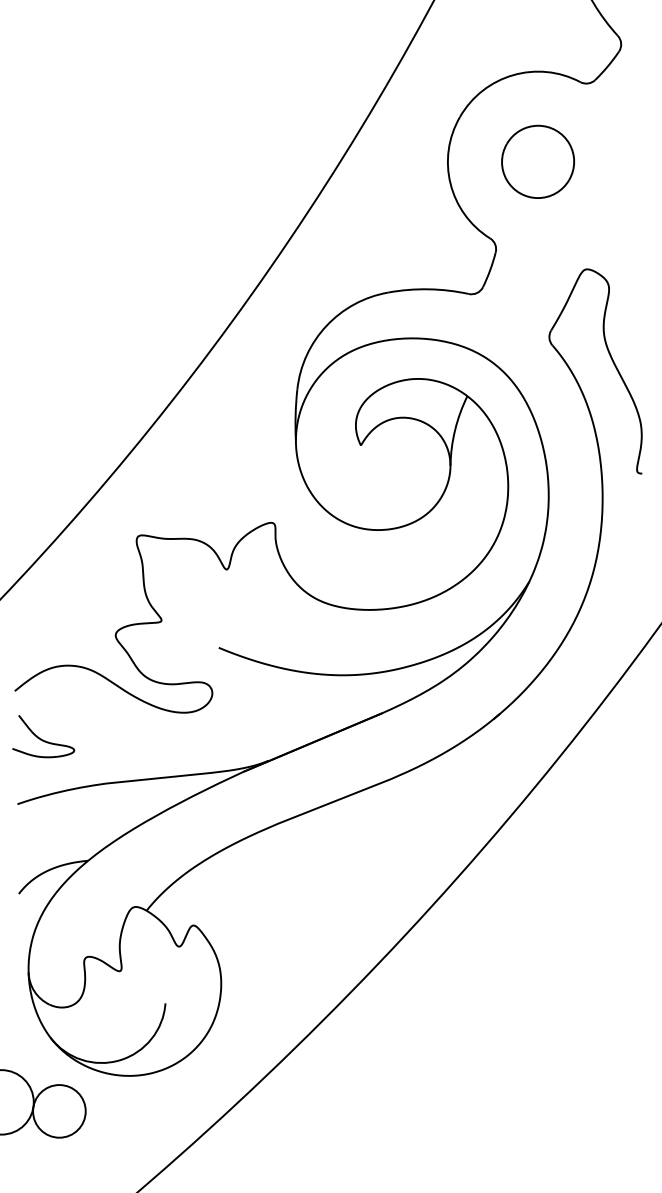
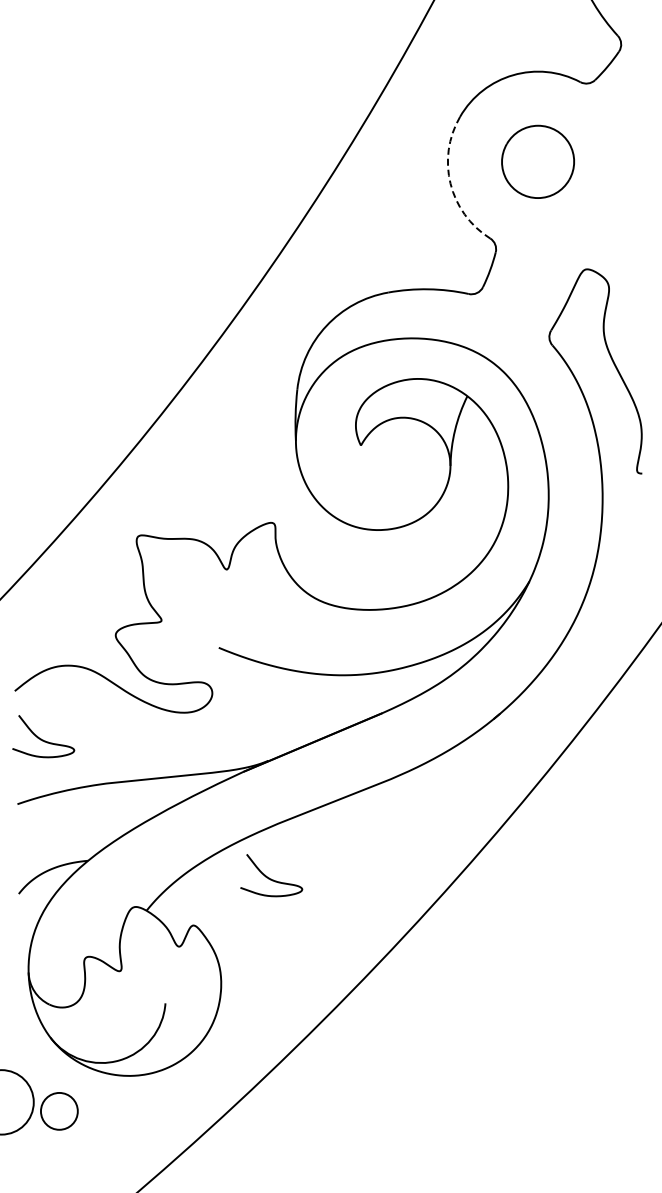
arc: solid -> dashed (450, 183)
curve: none -> present (269, 877)
circle diameter: 53 px -> 37 px (58, 1110)
